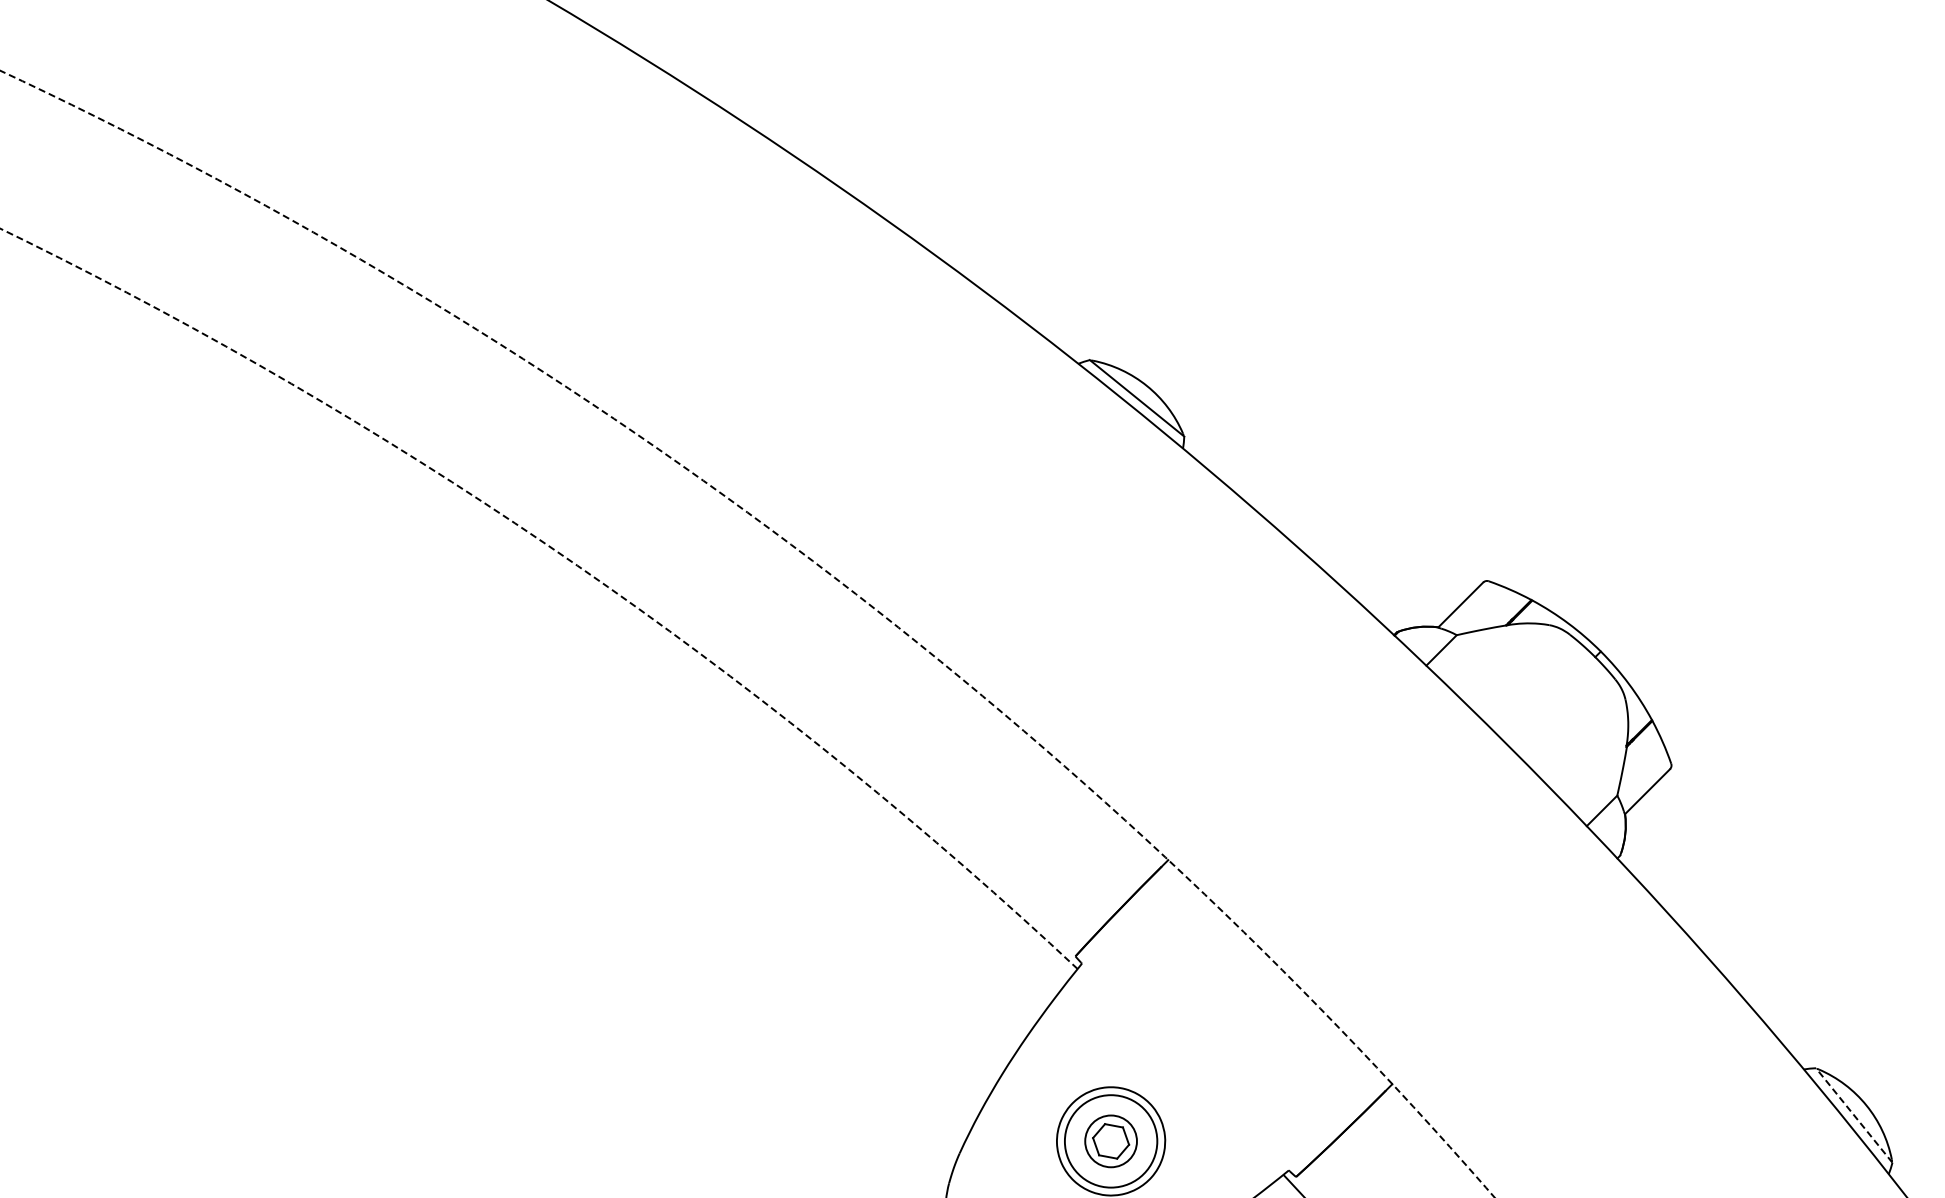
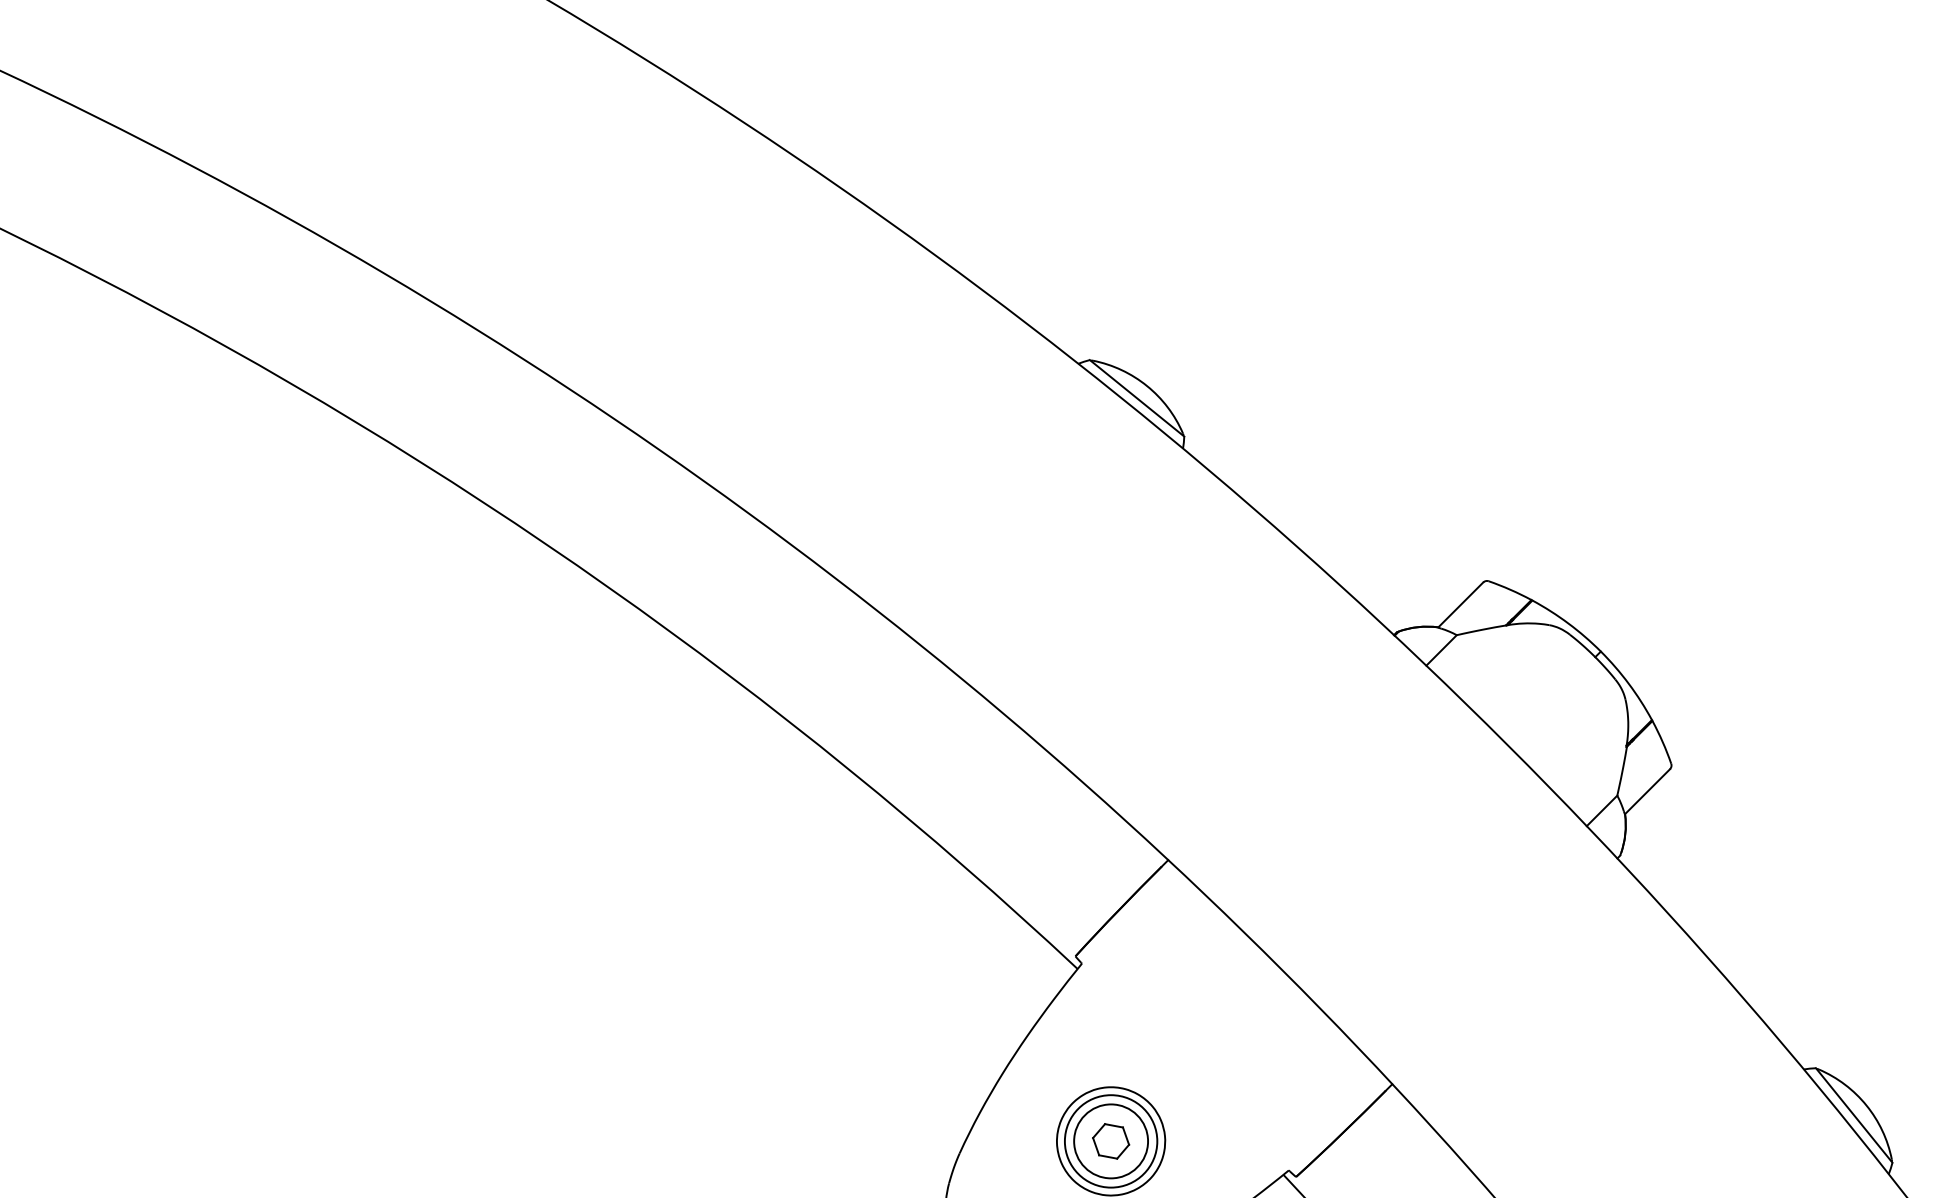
arc: dashed -> solid (565, 557)
arc: dashed -> solid (808, 557)
line: dashed -> solid (1854, 1115)
circle diameter: 52 px -> 74 px (1111, 1141)
